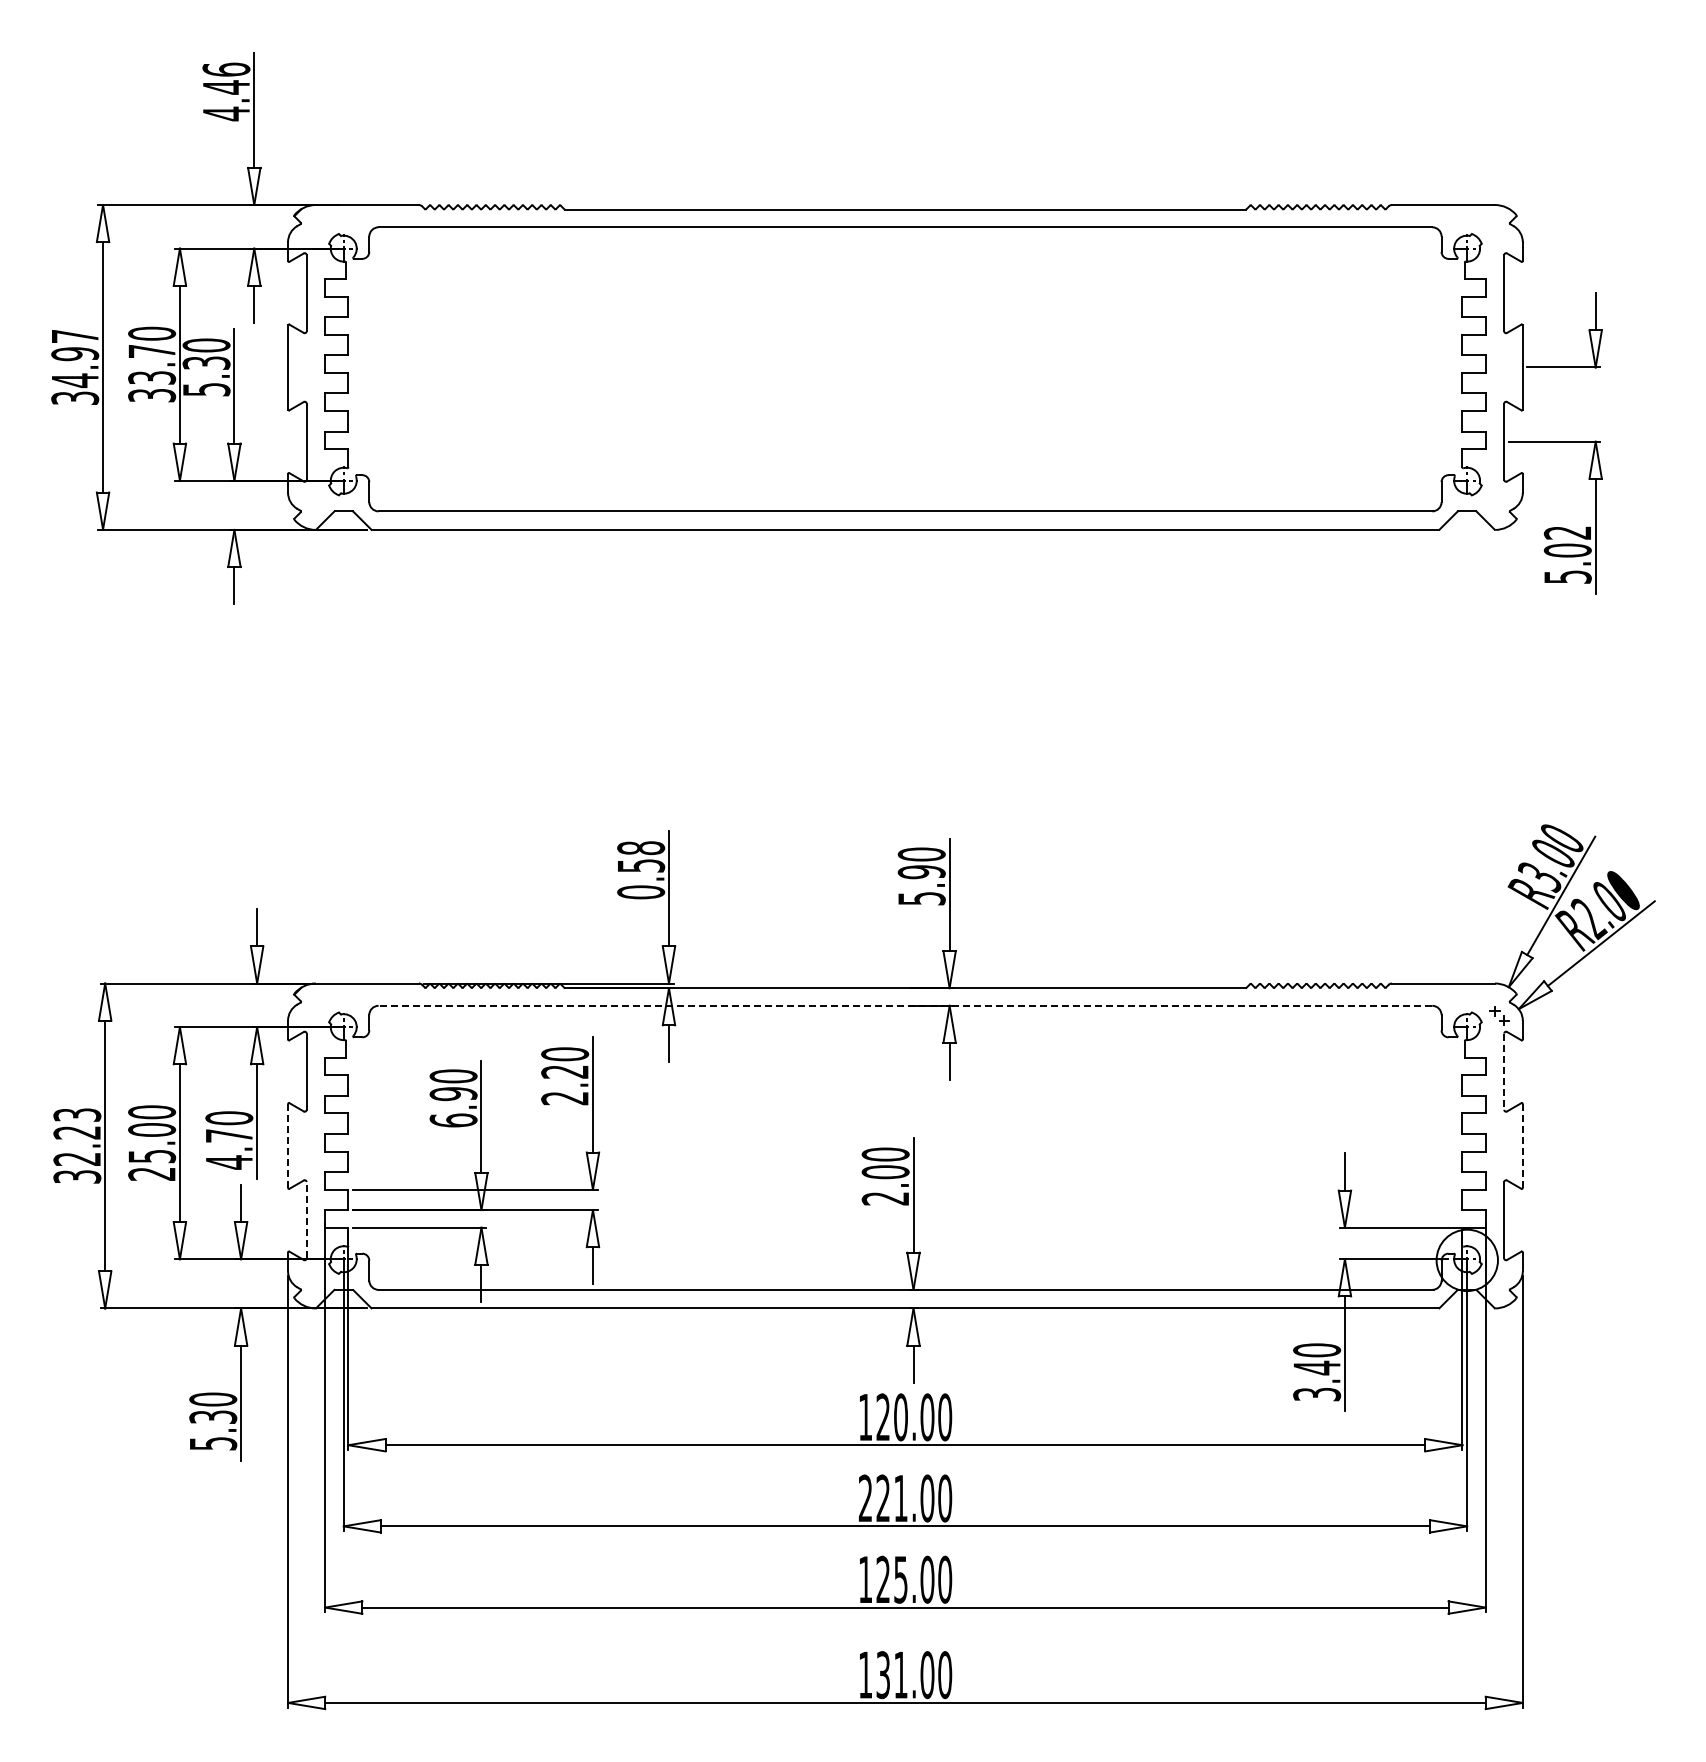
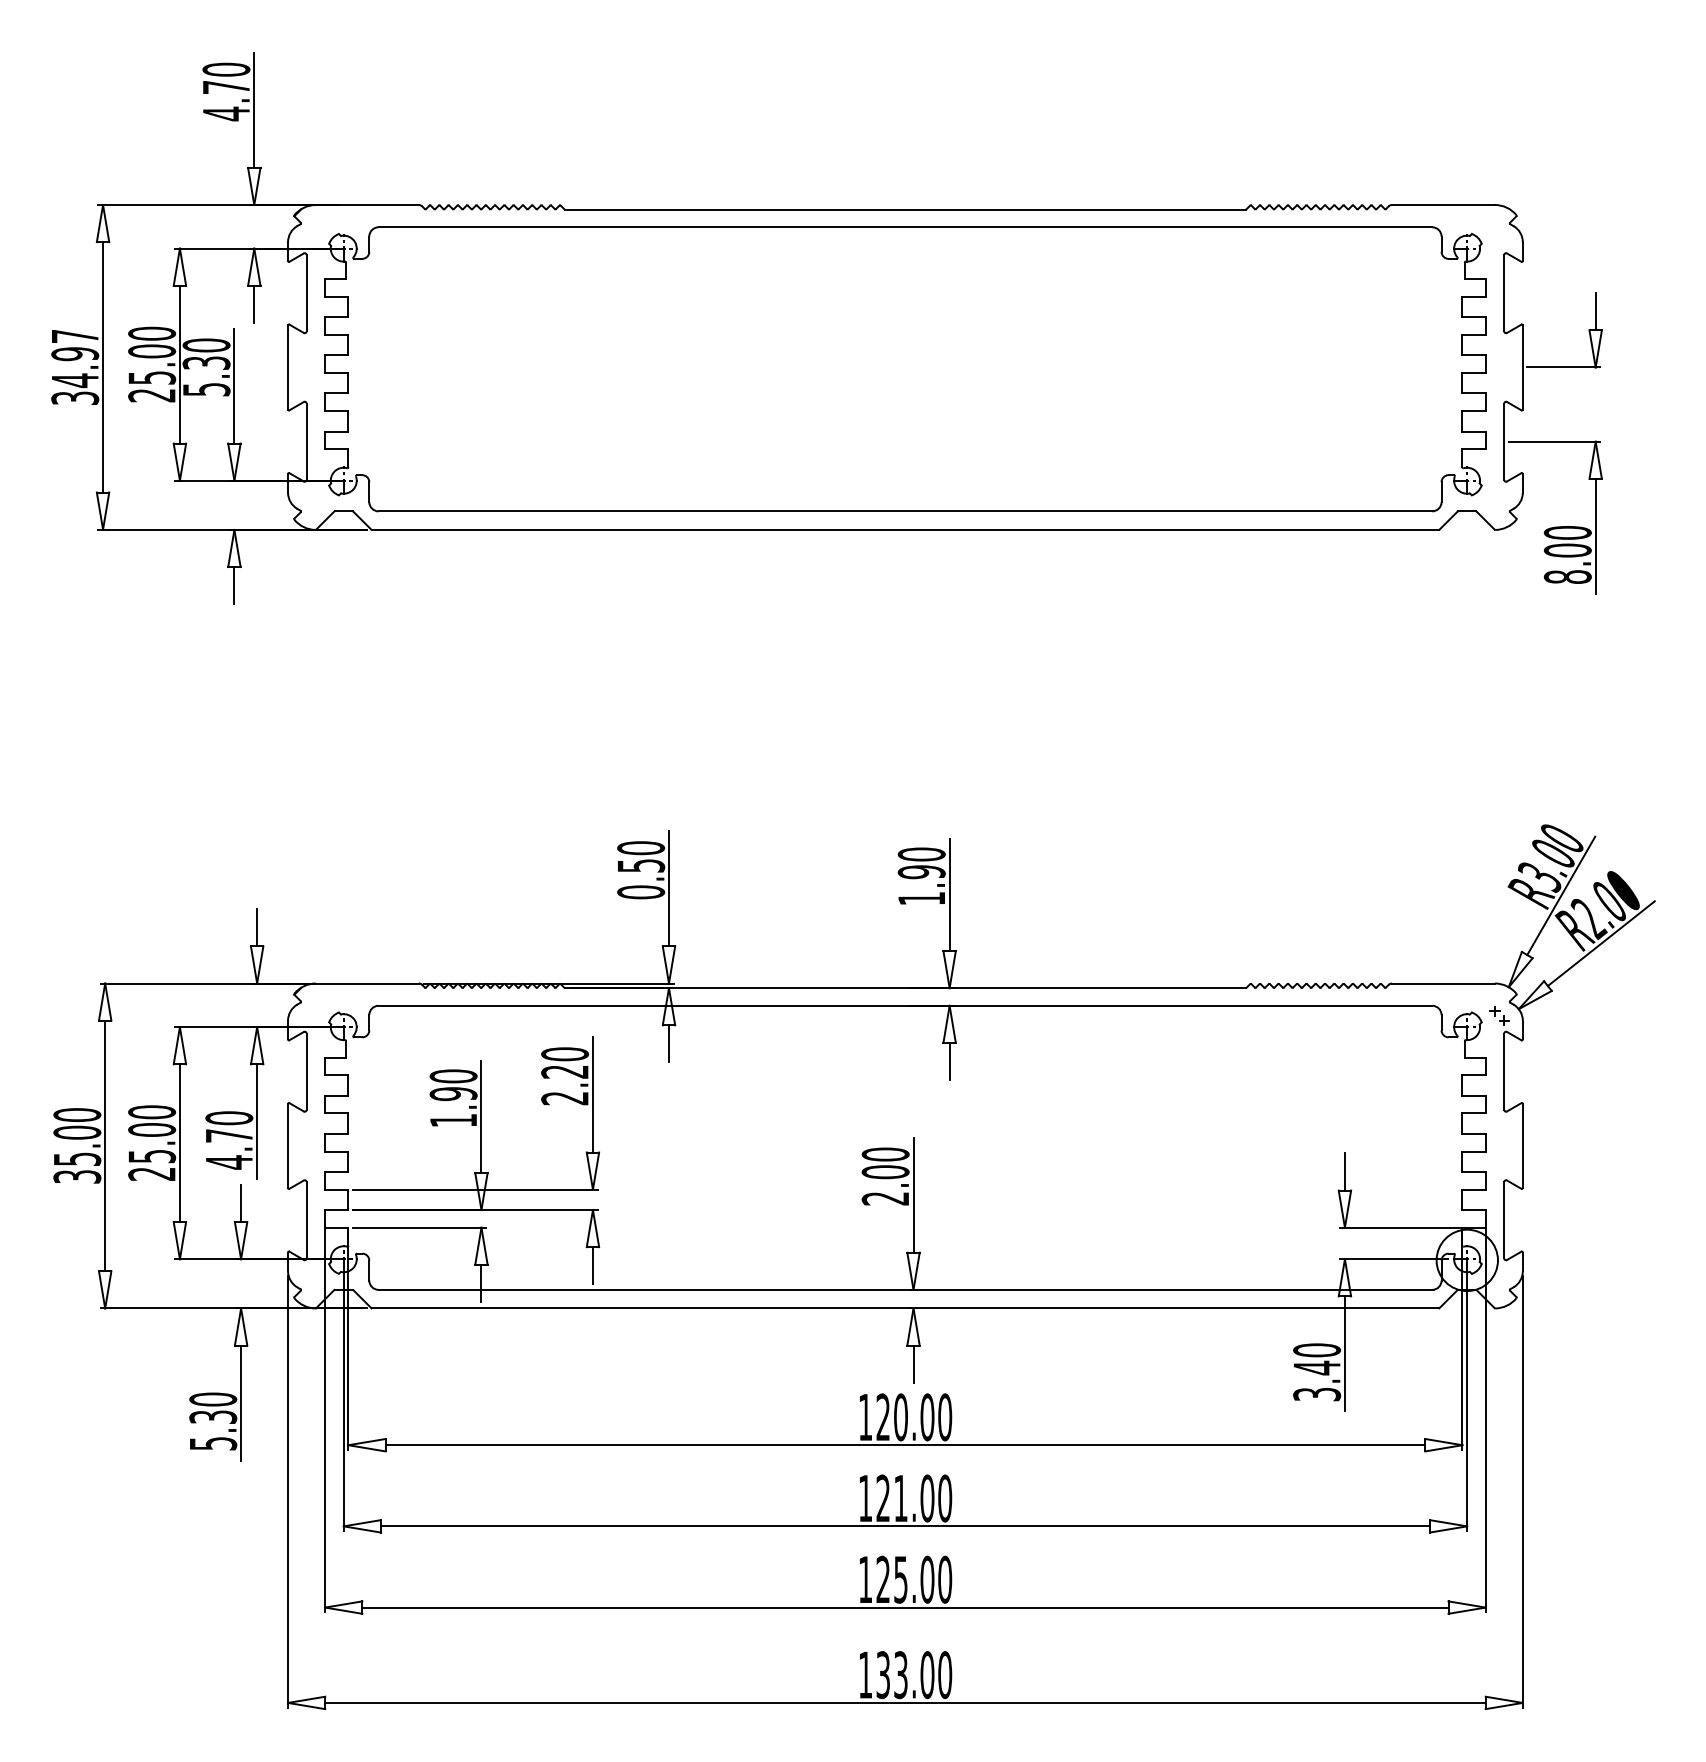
text: 4.46 -> 4.70 (226, 78)
text: 33.70 -> 25.00 (152, 373)
text: 5.02 -> 8.00 (1567, 554)
text: 0.58 -> 0.50 (640, 848)
text: 5.90 -> 1.90 (921, 898)
line: dashed -> solid (905, 1005)
line: dashed -> solid (1504, 1072)
text: 6.90 -> 1.90 (453, 1120)
text: 32.23 -> 35.00 (77, 1136)
line: dashed -> solid (288, 1145)
line: dashed -> solid (1522, 1145)
line: dashed -> solid (306, 1219)
text: 221.00 -> 121.00 (864, 1497)
text: 131.00 -> 133.00 (900, 1675)
